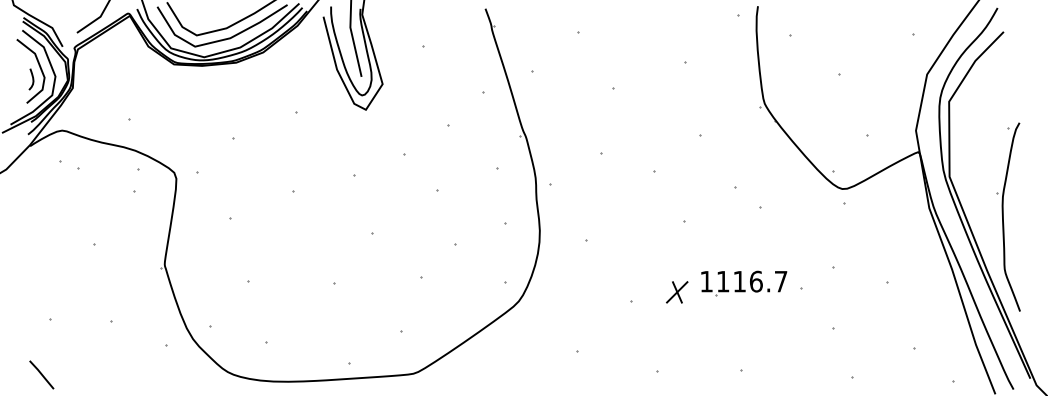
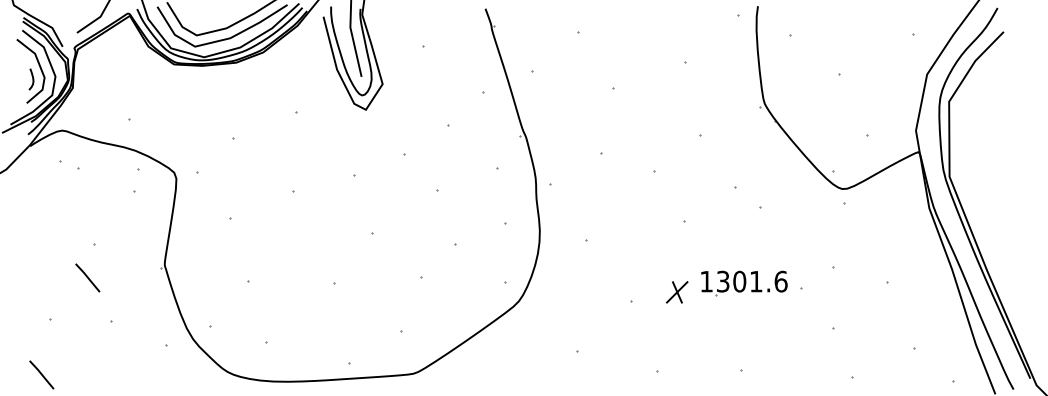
part: present -> none (1008, 216)
line: none -> present (87, 277)
text: 1116.7 -> 1301.6 (752, 281)
